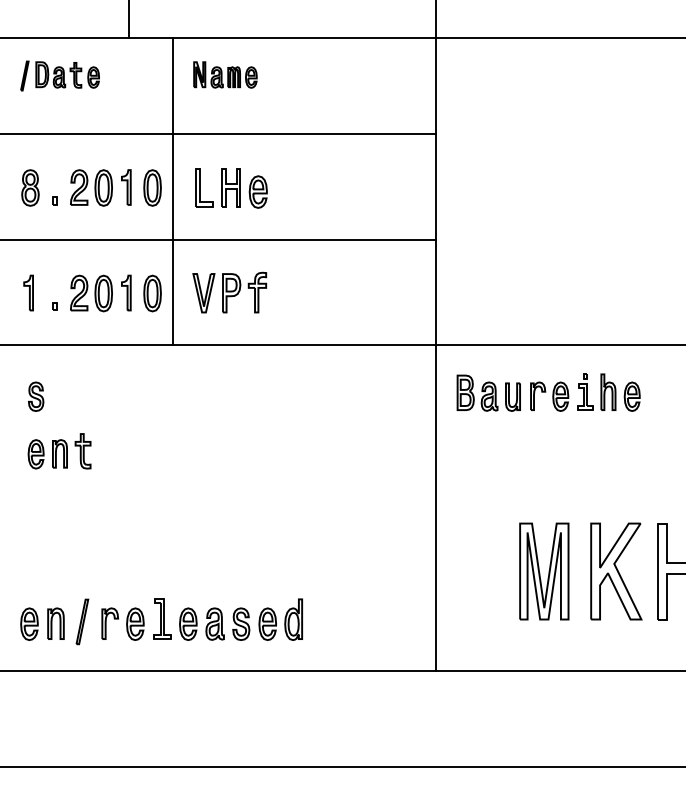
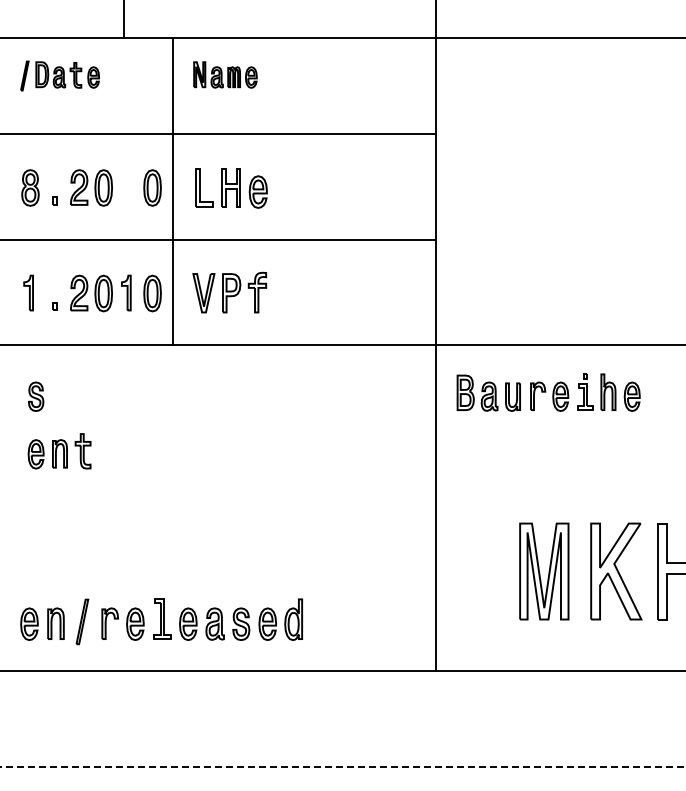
line position: (129, 20) -> (124, 20) (124, 20)
part: present -> none (126, 187)
line: solid -> dashed (343, 767)
